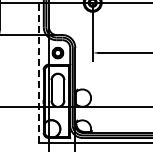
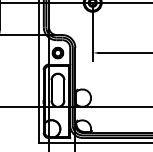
line: dashed -> solid (38, 71)
